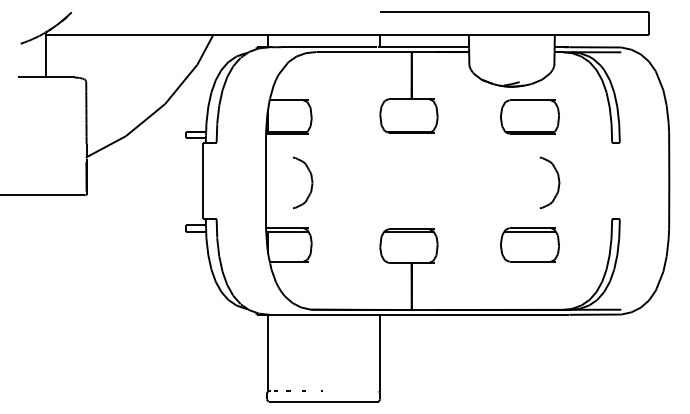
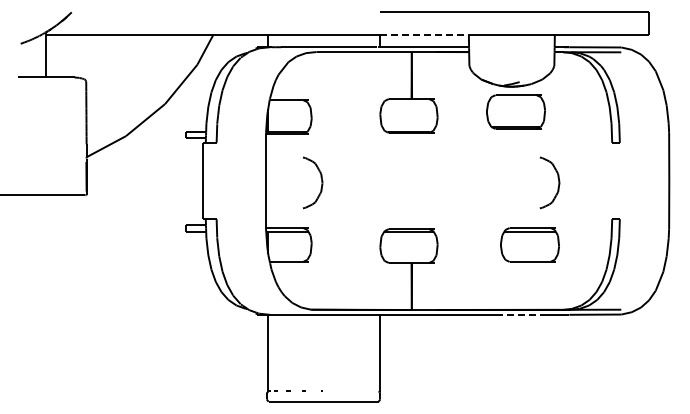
line: solid -> dashed (424, 34)
part position: (529, 116) -> (515, 111) (515, 111)
part position: (311, 182) -> (321, 182) (321, 182)
line: solid -> dashed (524, 314)
